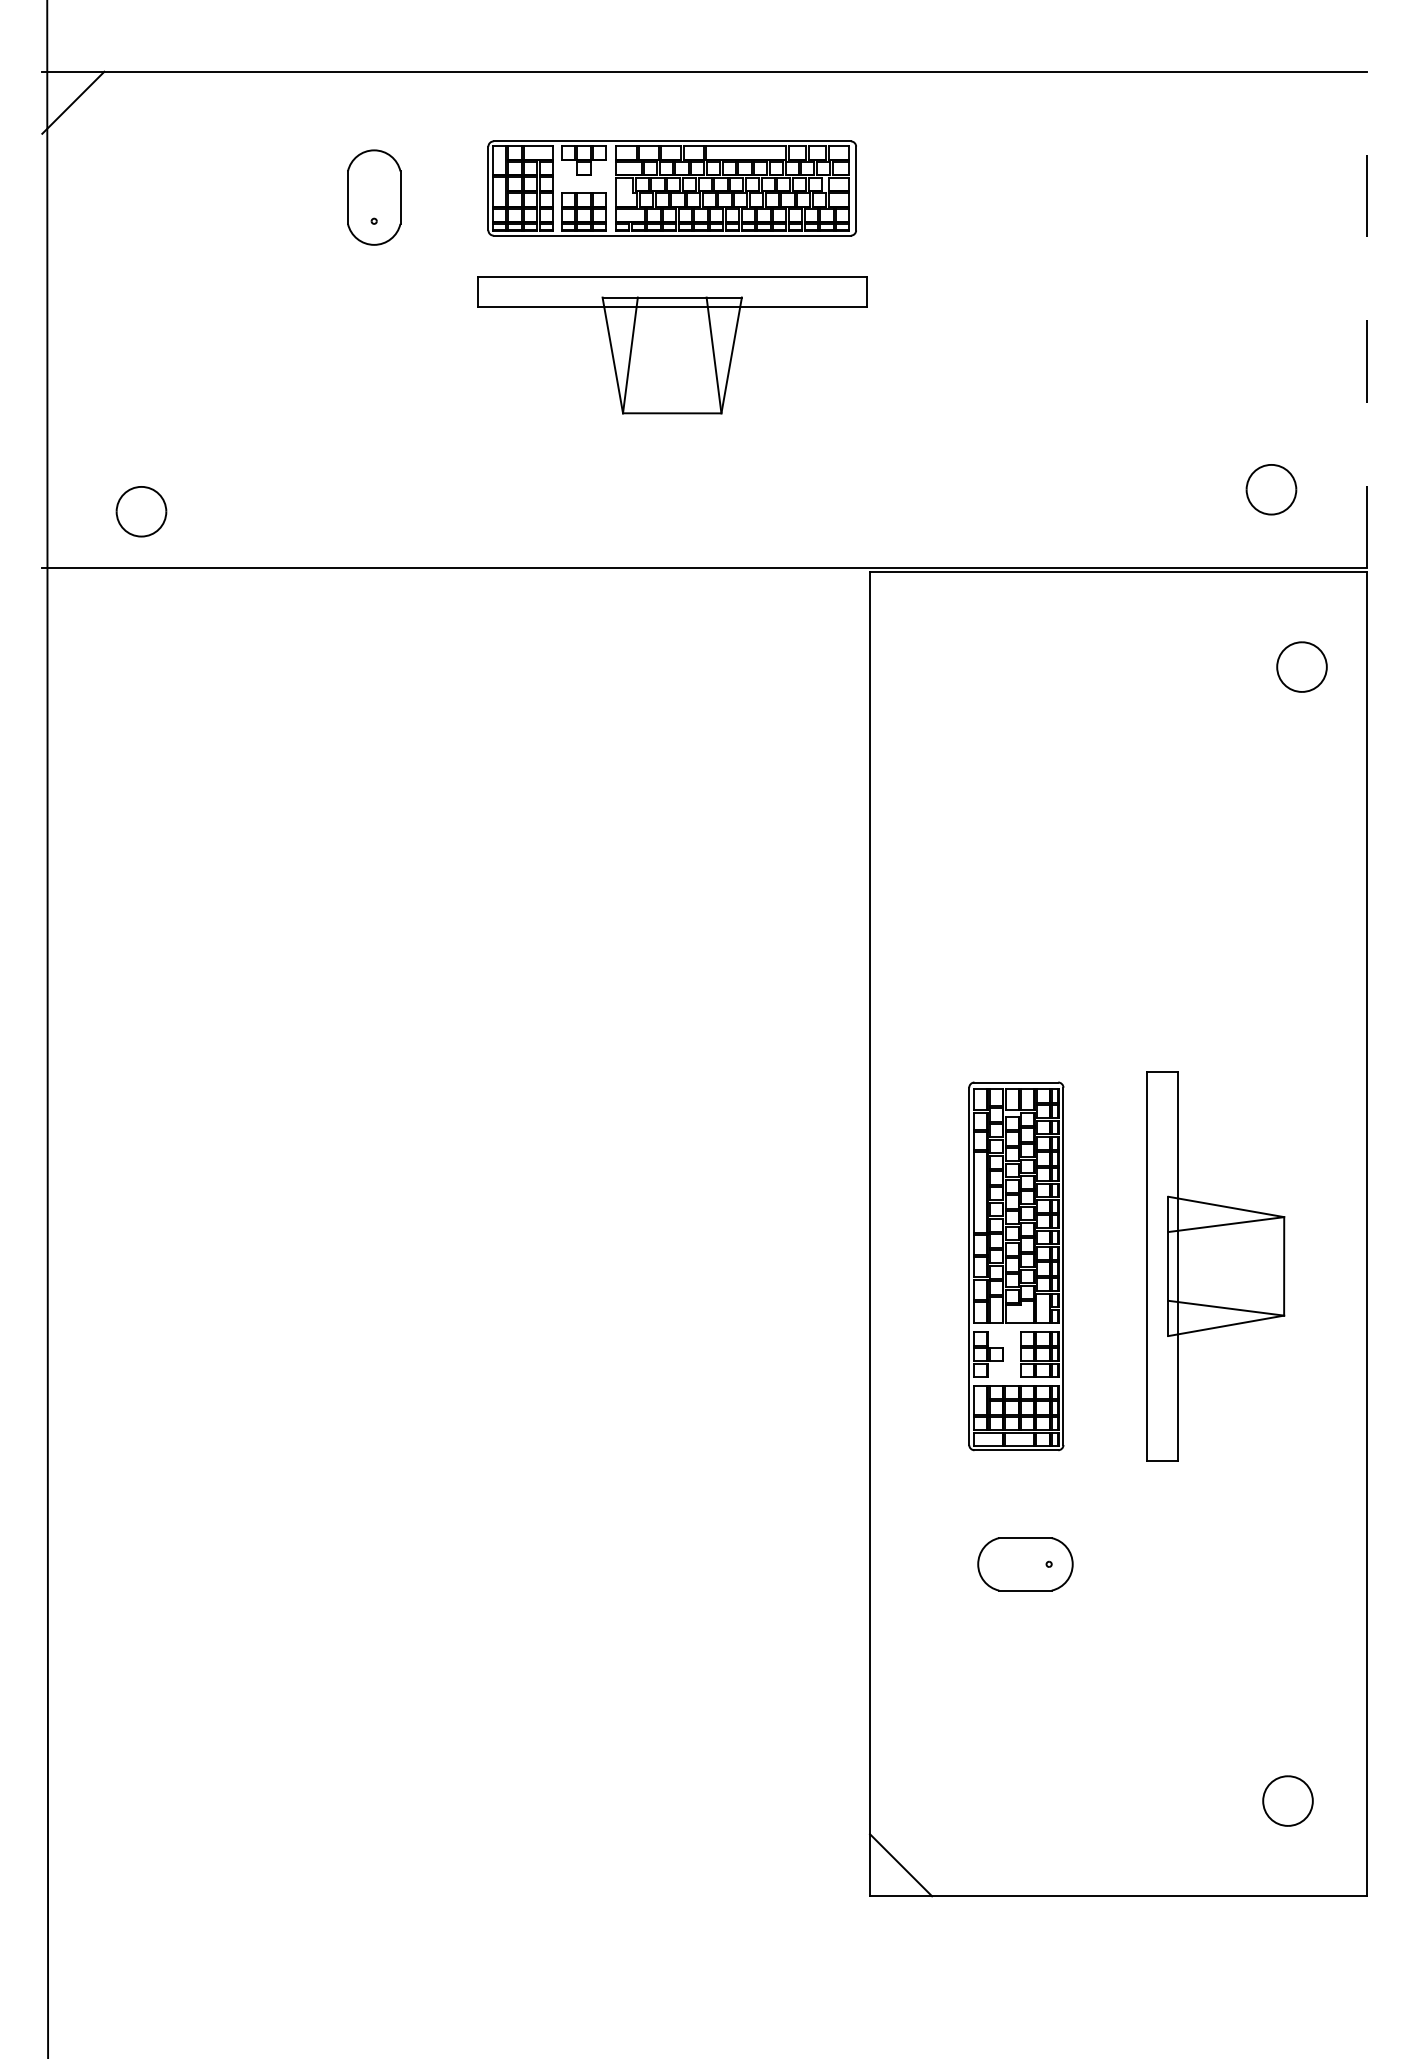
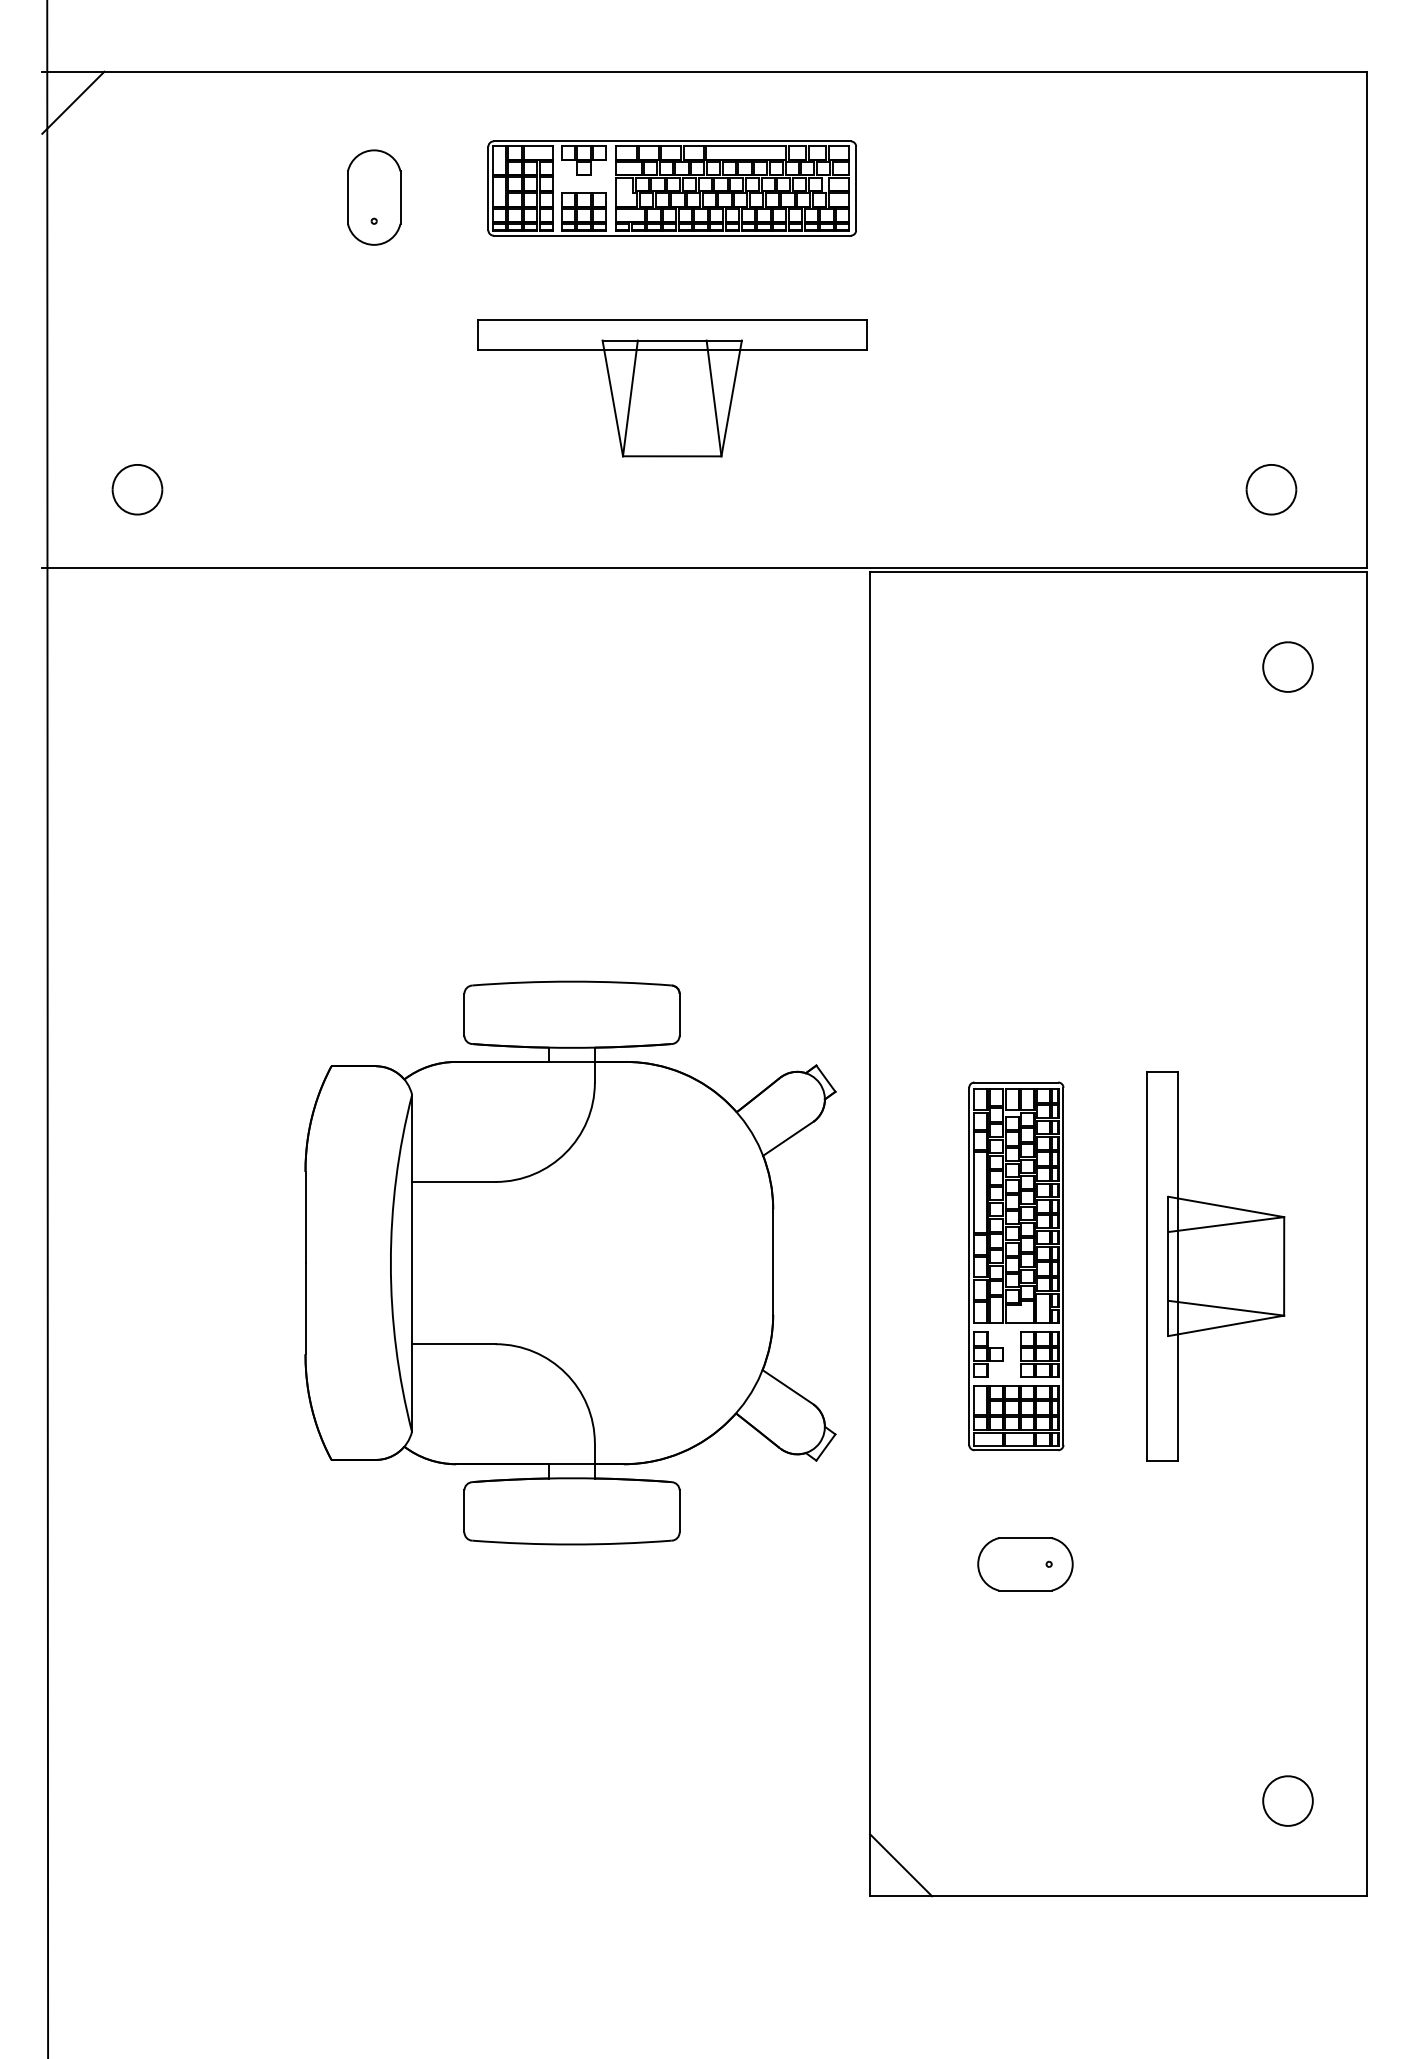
line: dashed -> solid (1366, 319)
part position: (672, 345) -> (672, 388) (672, 388)
part position: (141, 511) -> (137, 489) (137, 489)
part position: (1301, 666) -> (1287, 666) (1287, 666)
part: none -> present (570, 1262)
